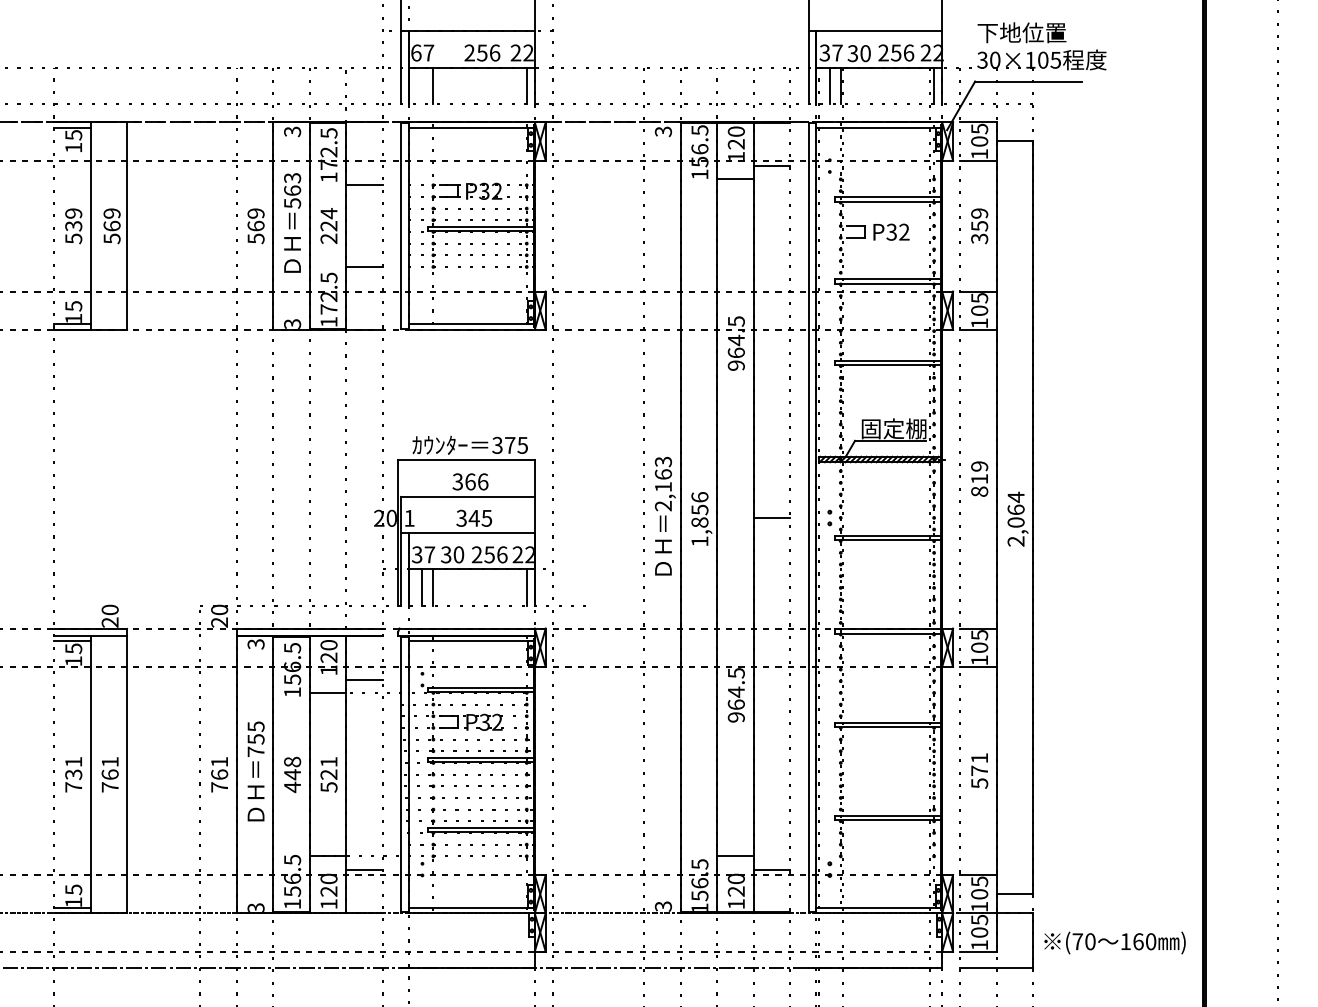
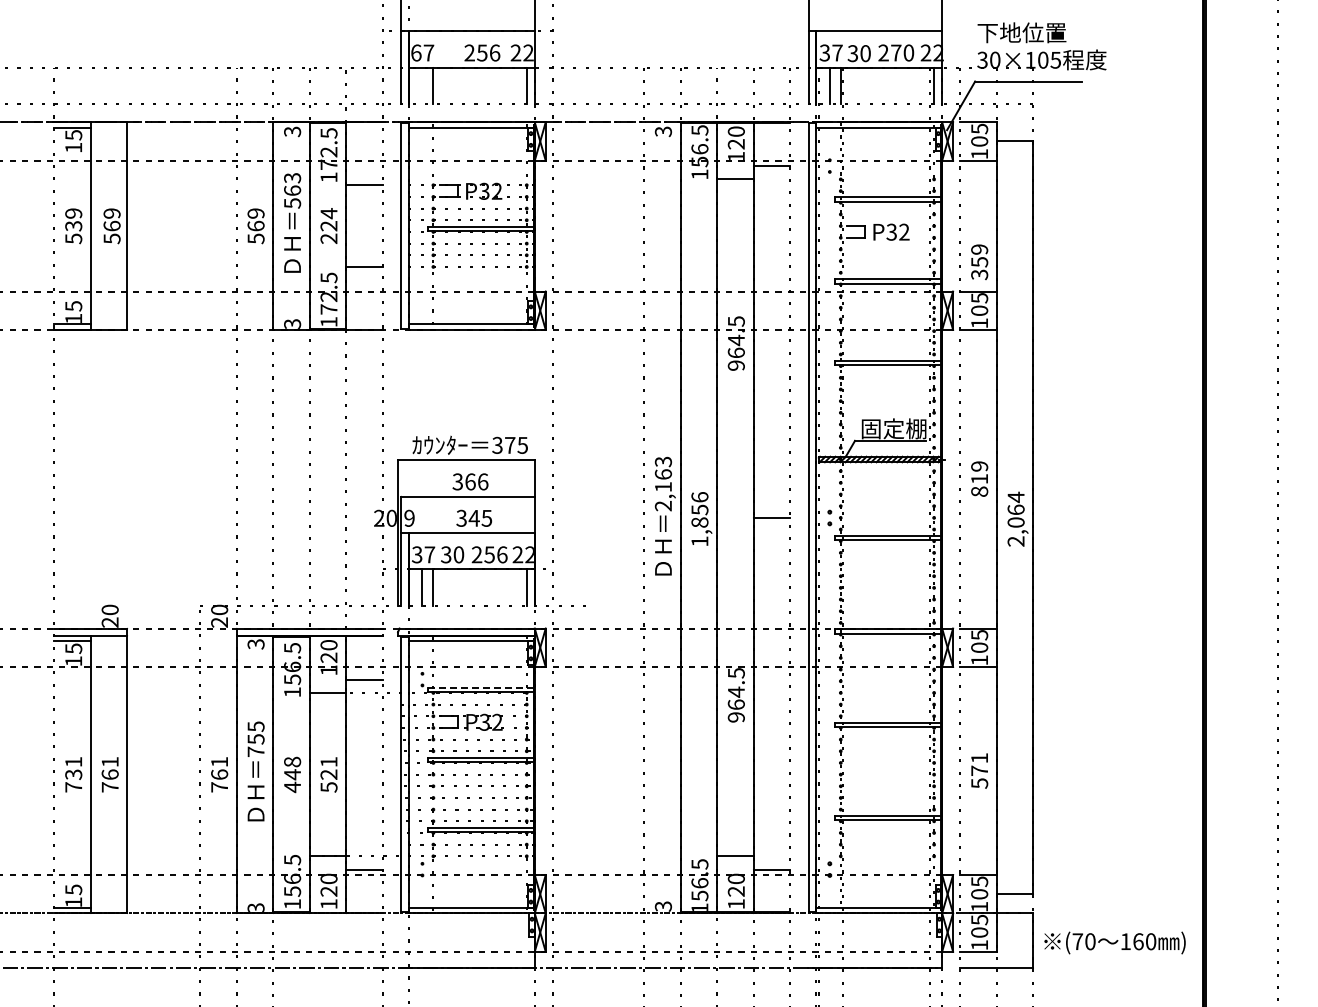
text: 256 -> 270 (902, 52)
text position: (979, 225) -> (979, 261) (979, 261)
text: 1 -> 9 (409, 517)
line: solid -> dashed (480, 687)
